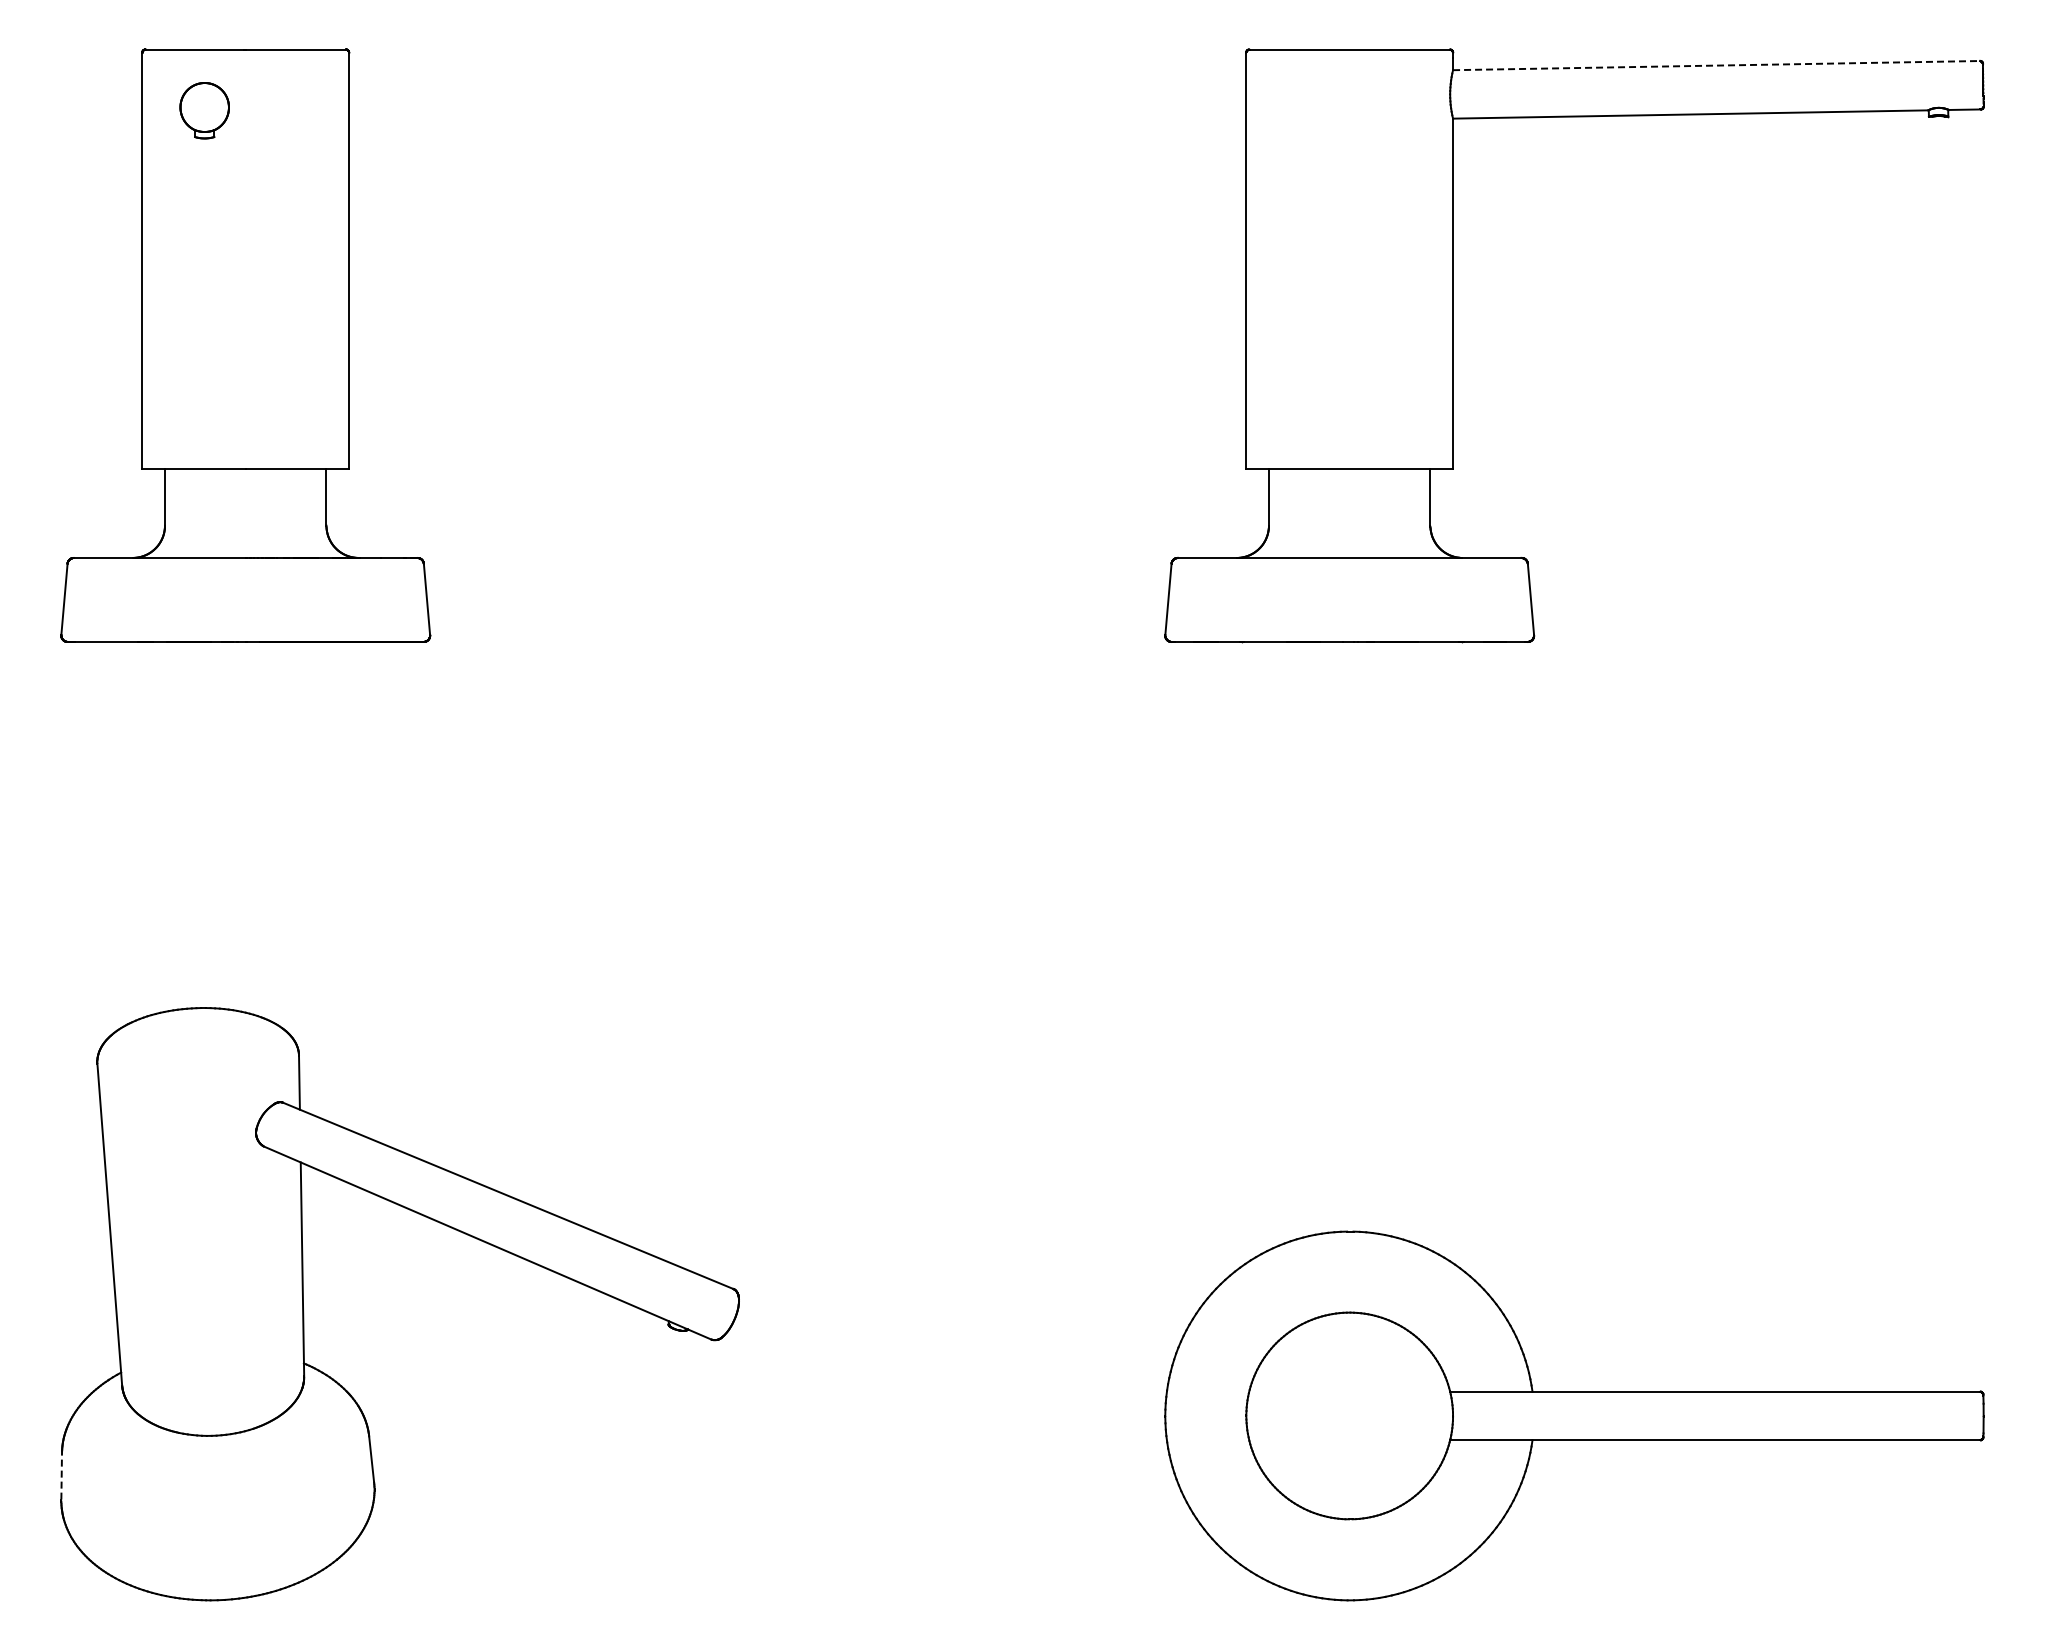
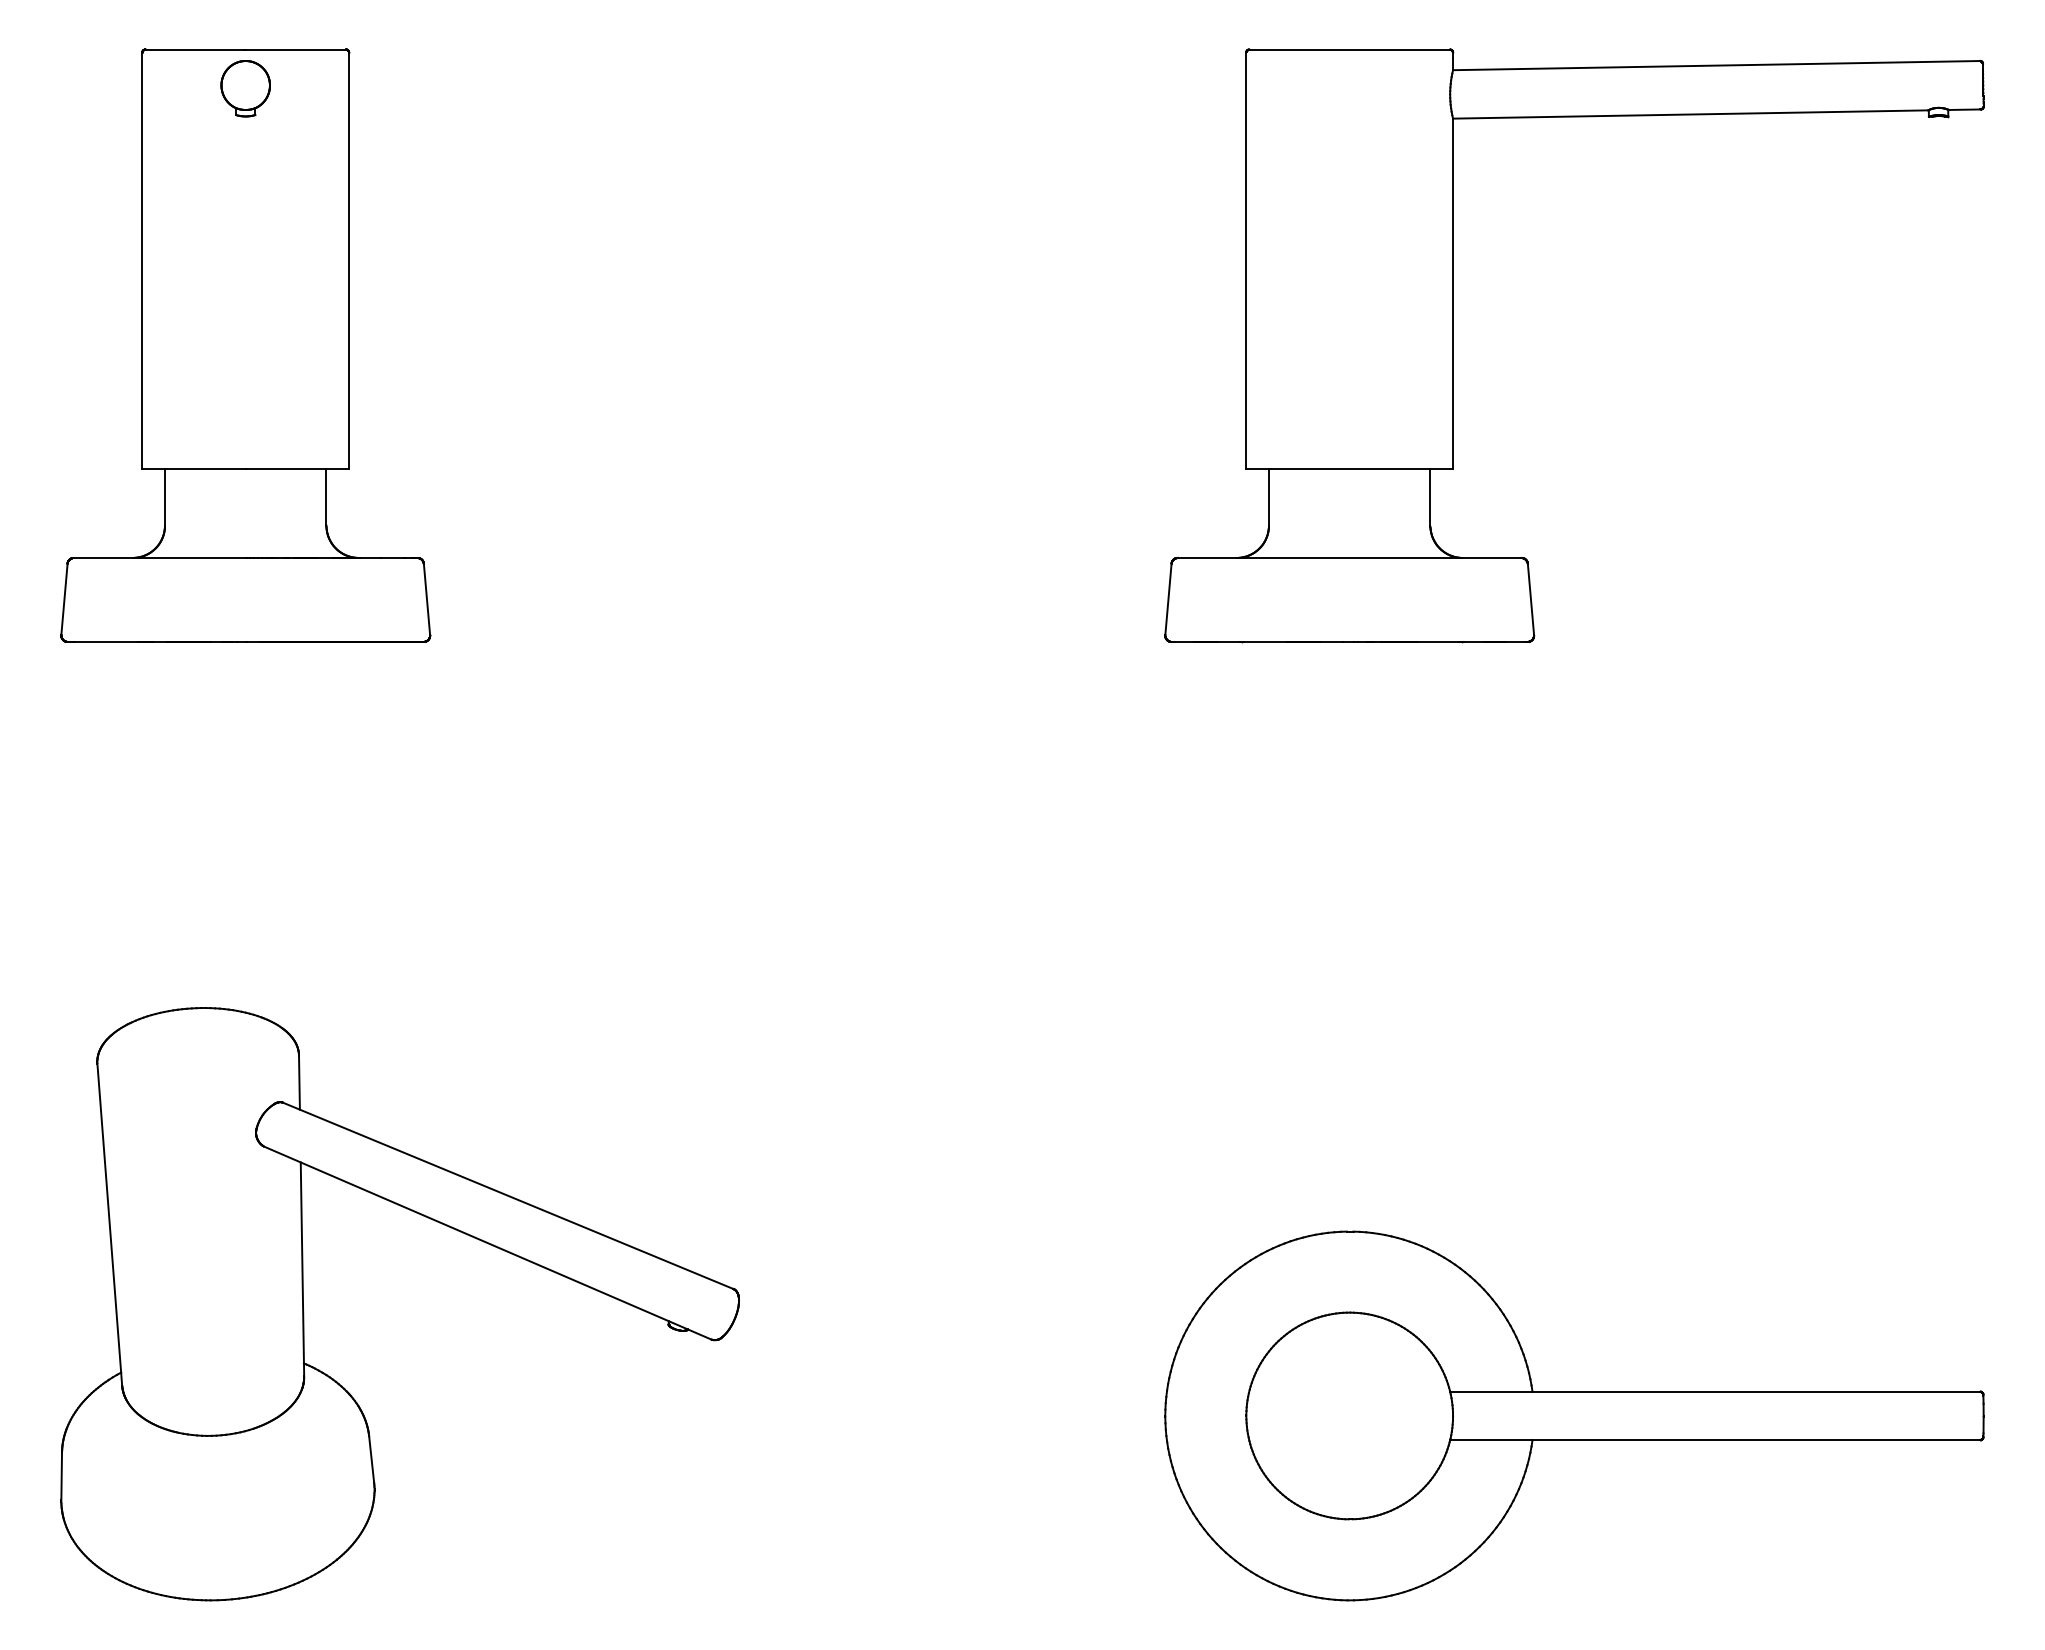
line: dashed -> solid (1716, 65)
part position: (204, 110) -> (245, 88) (245, 88)
line: dashed -> solid (61, 1476)
